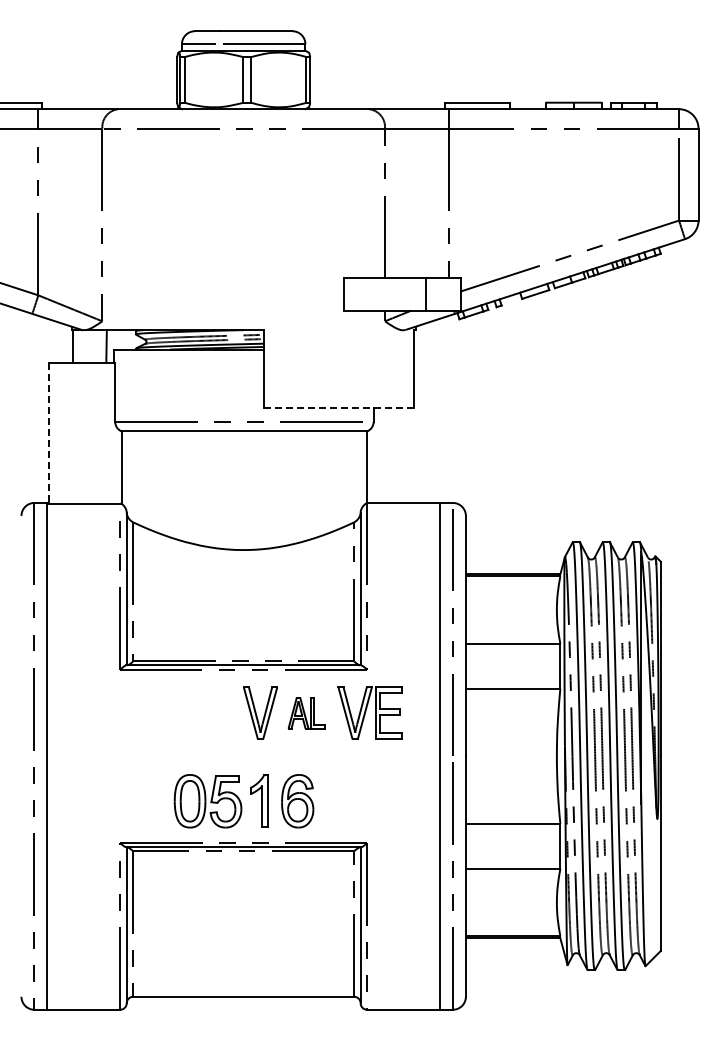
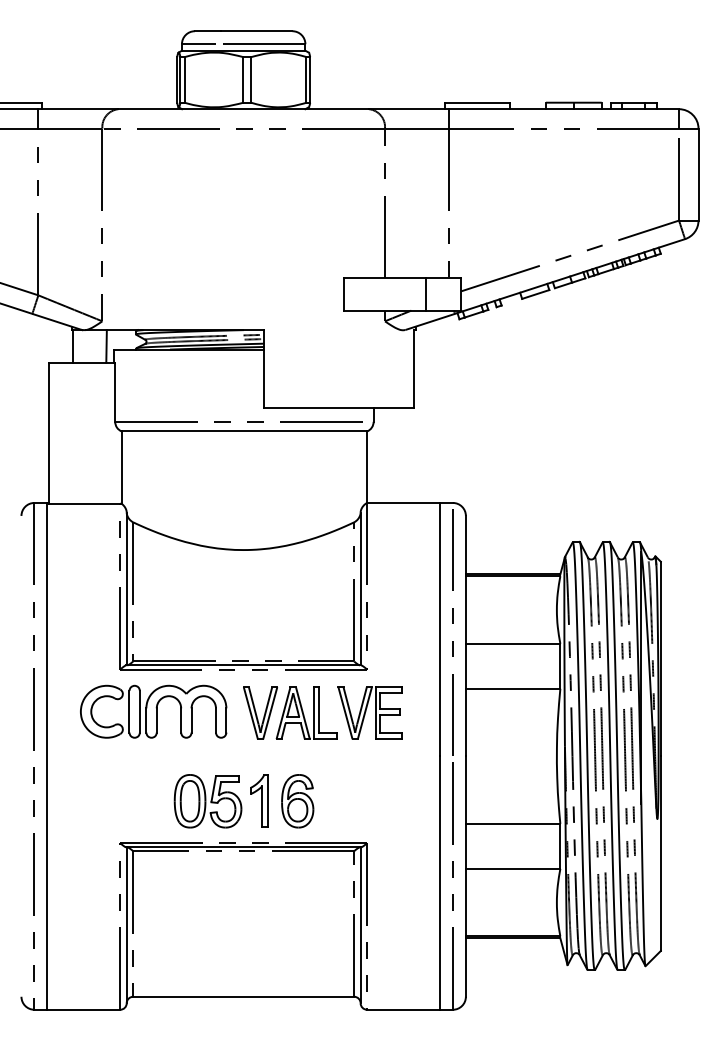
line: dashed -> solid (339, 408)
line: dashed -> solid (48, 433)
part: none -> present (153, 711)
part size: 39x33 px -> 63x54 px (306, 712)
